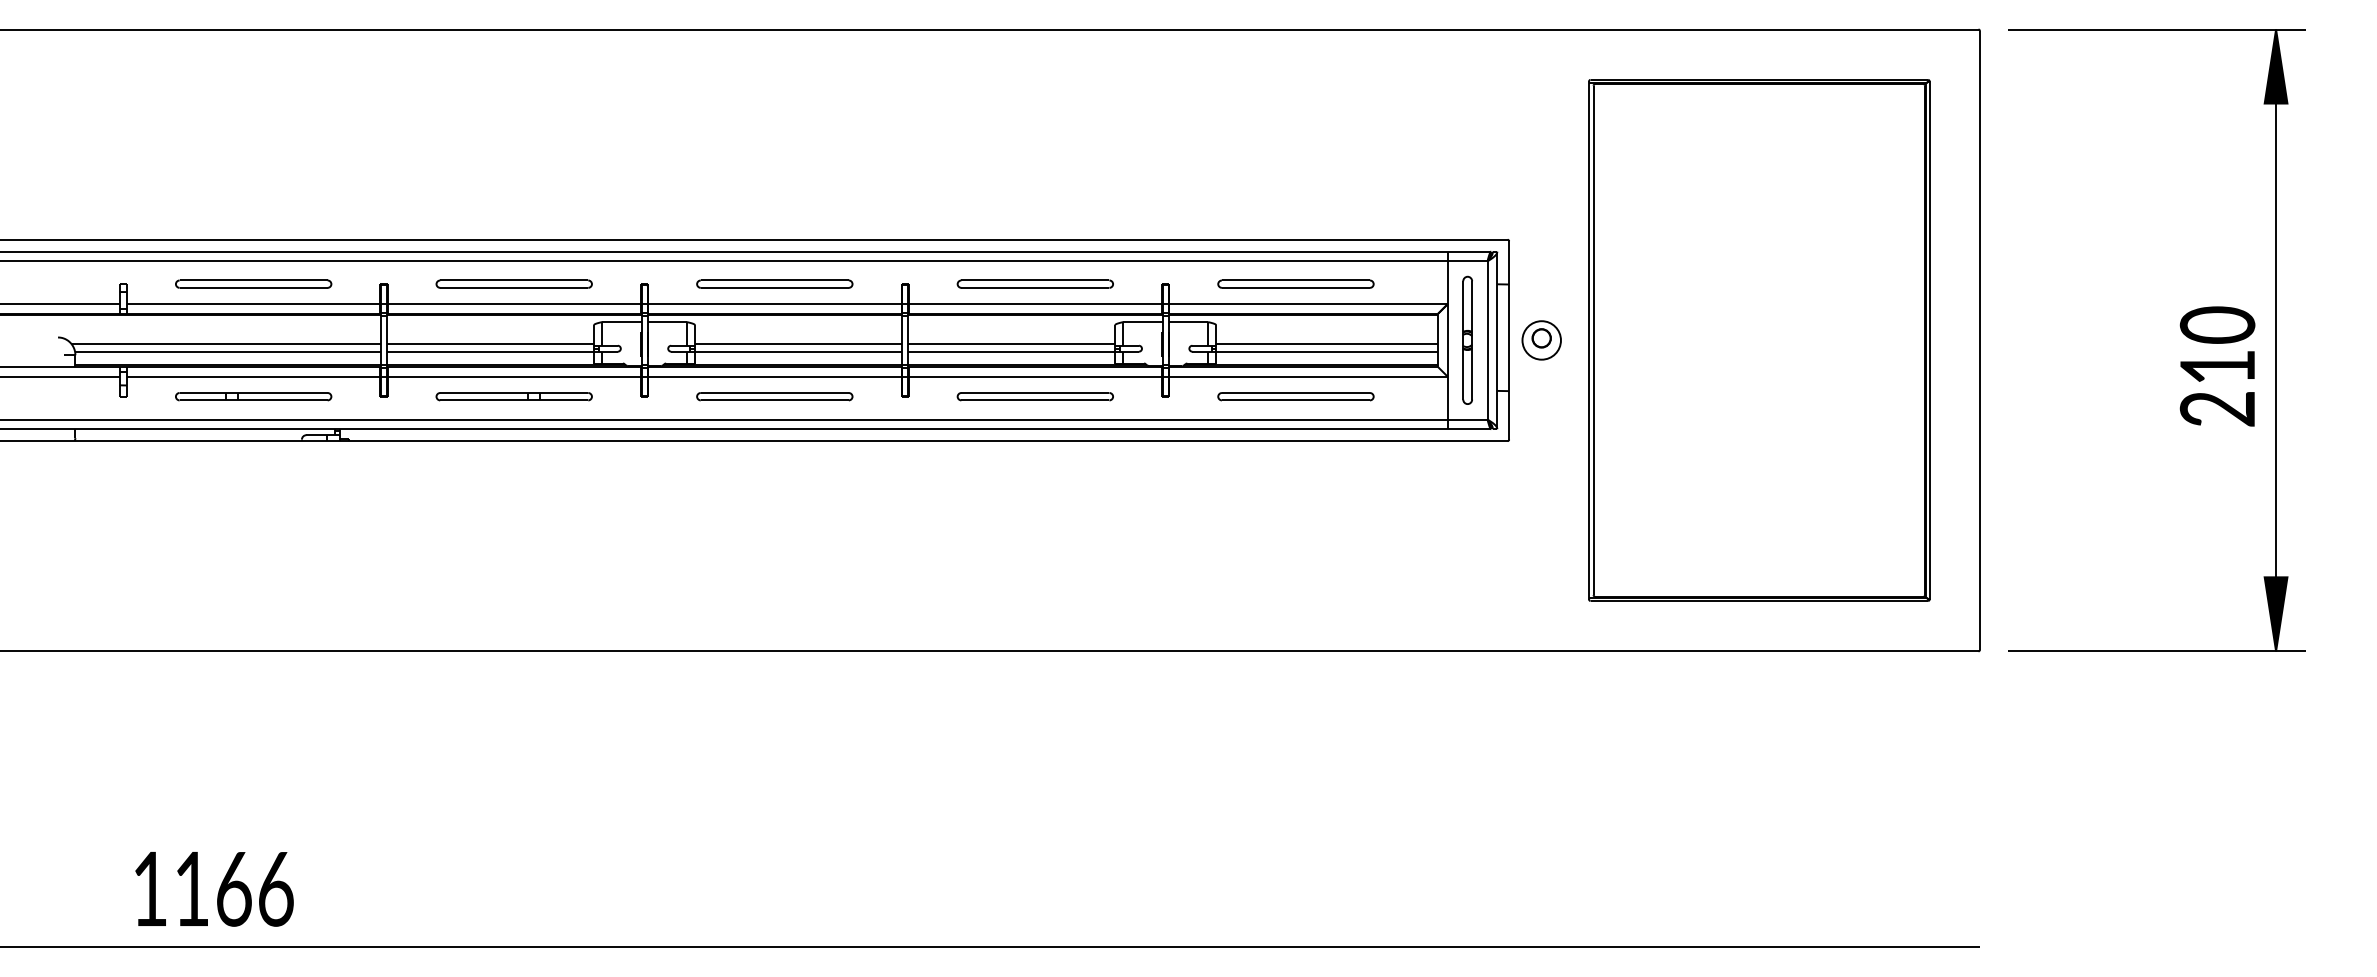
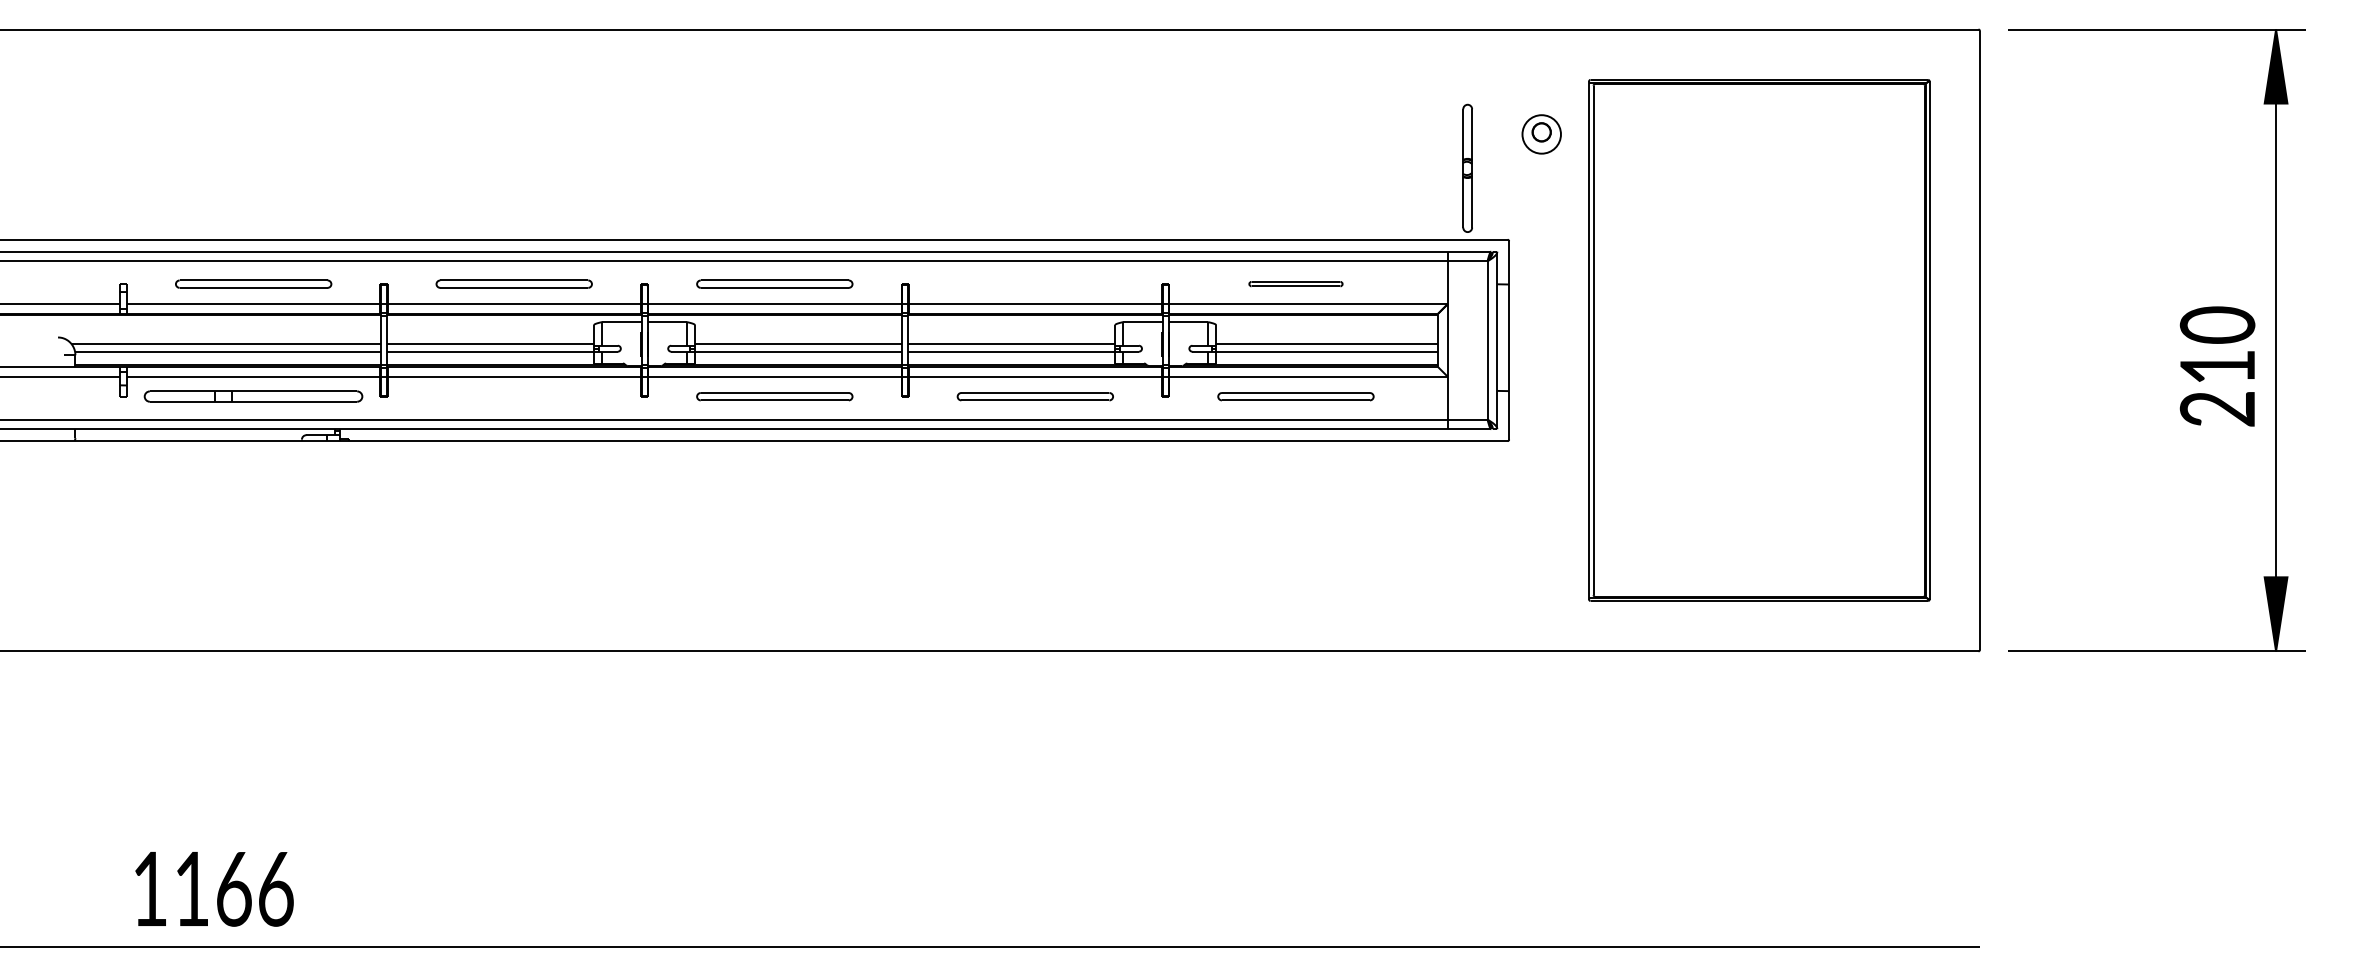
part: present -> none (1034, 283)
part size: 158x10 px -> 96x7 px (1295, 284)
part position: (1467, 339) -> (1467, 167) (1467, 167)
part position: (1541, 340) -> (1541, 134) (1541, 134)
part size: 158x10 px -> 221x13 px (253, 396)
part: present -> none (513, 396)
